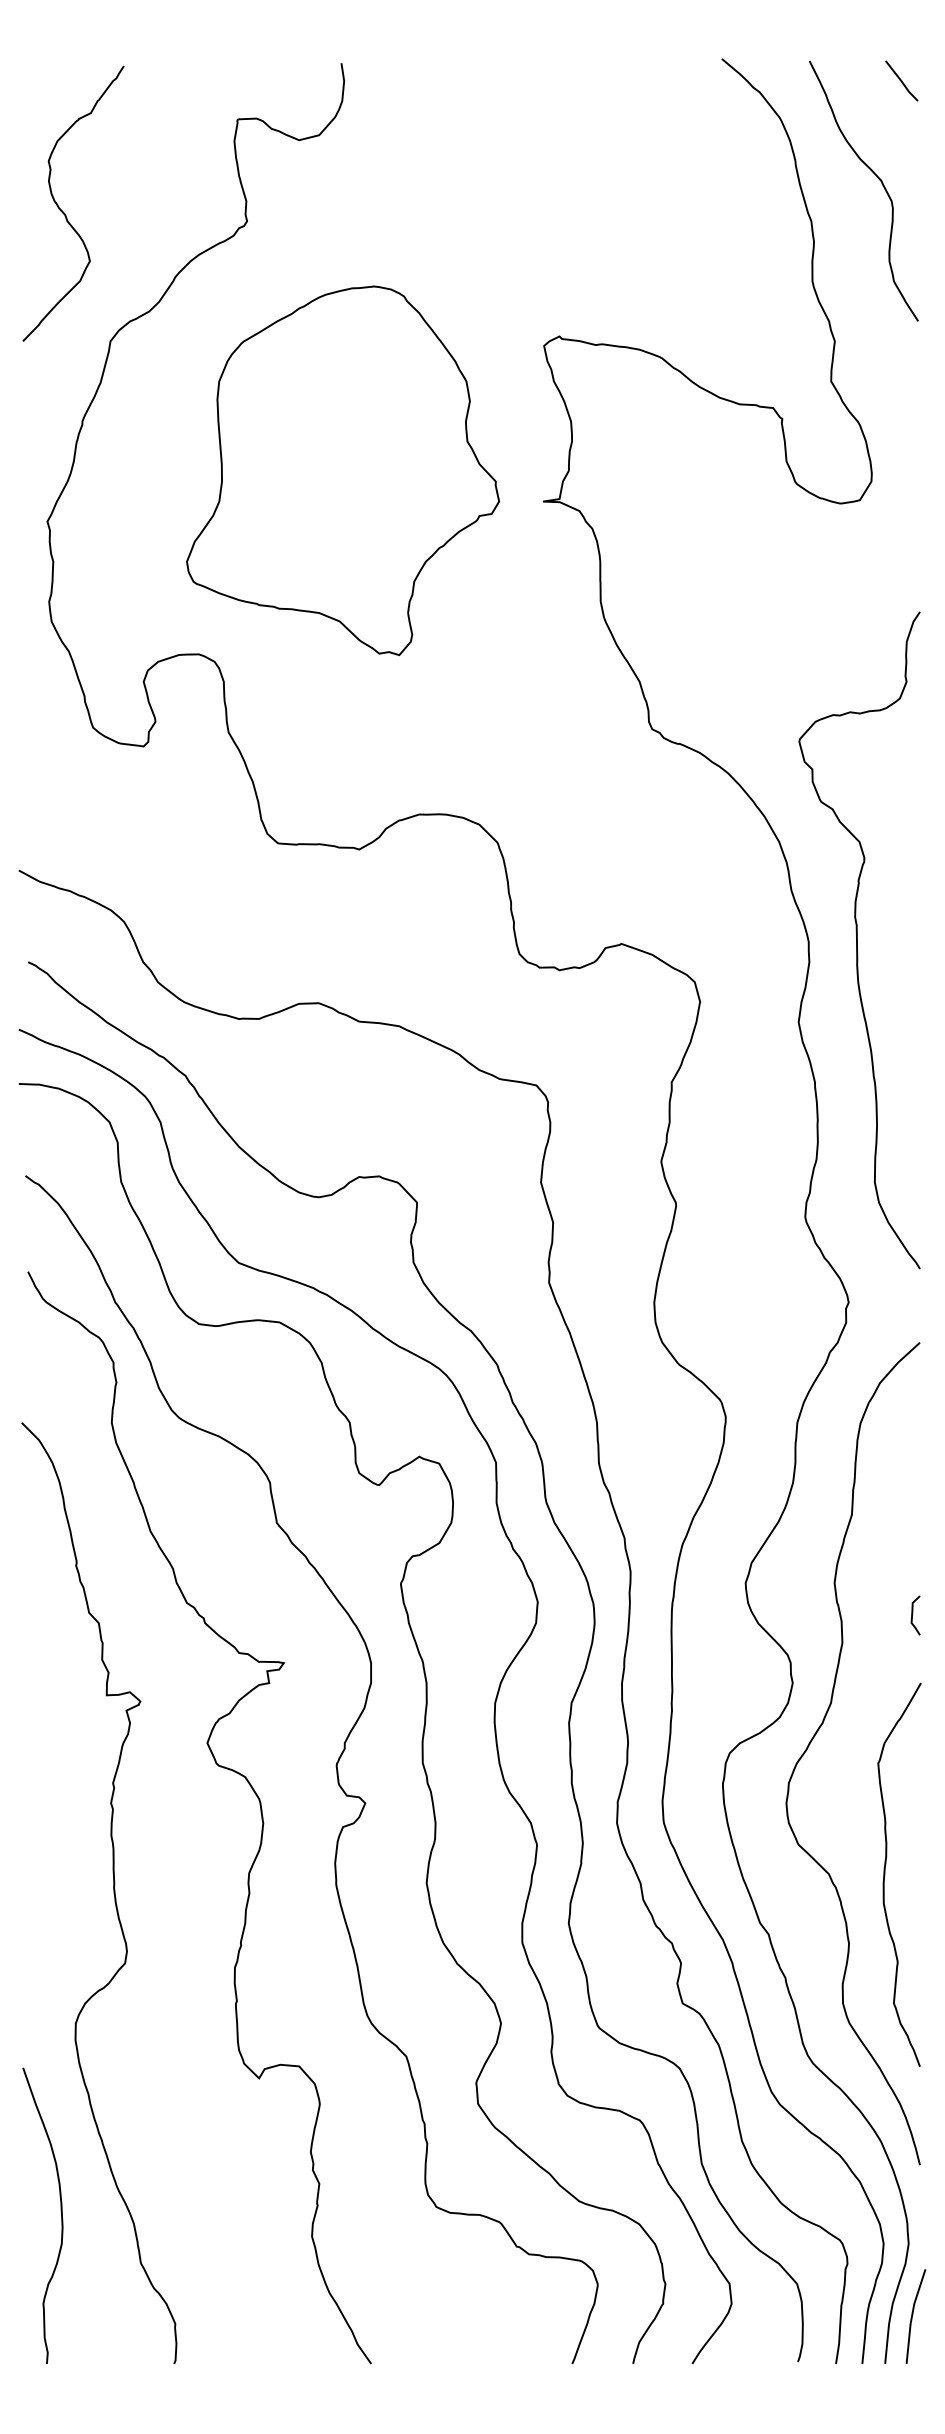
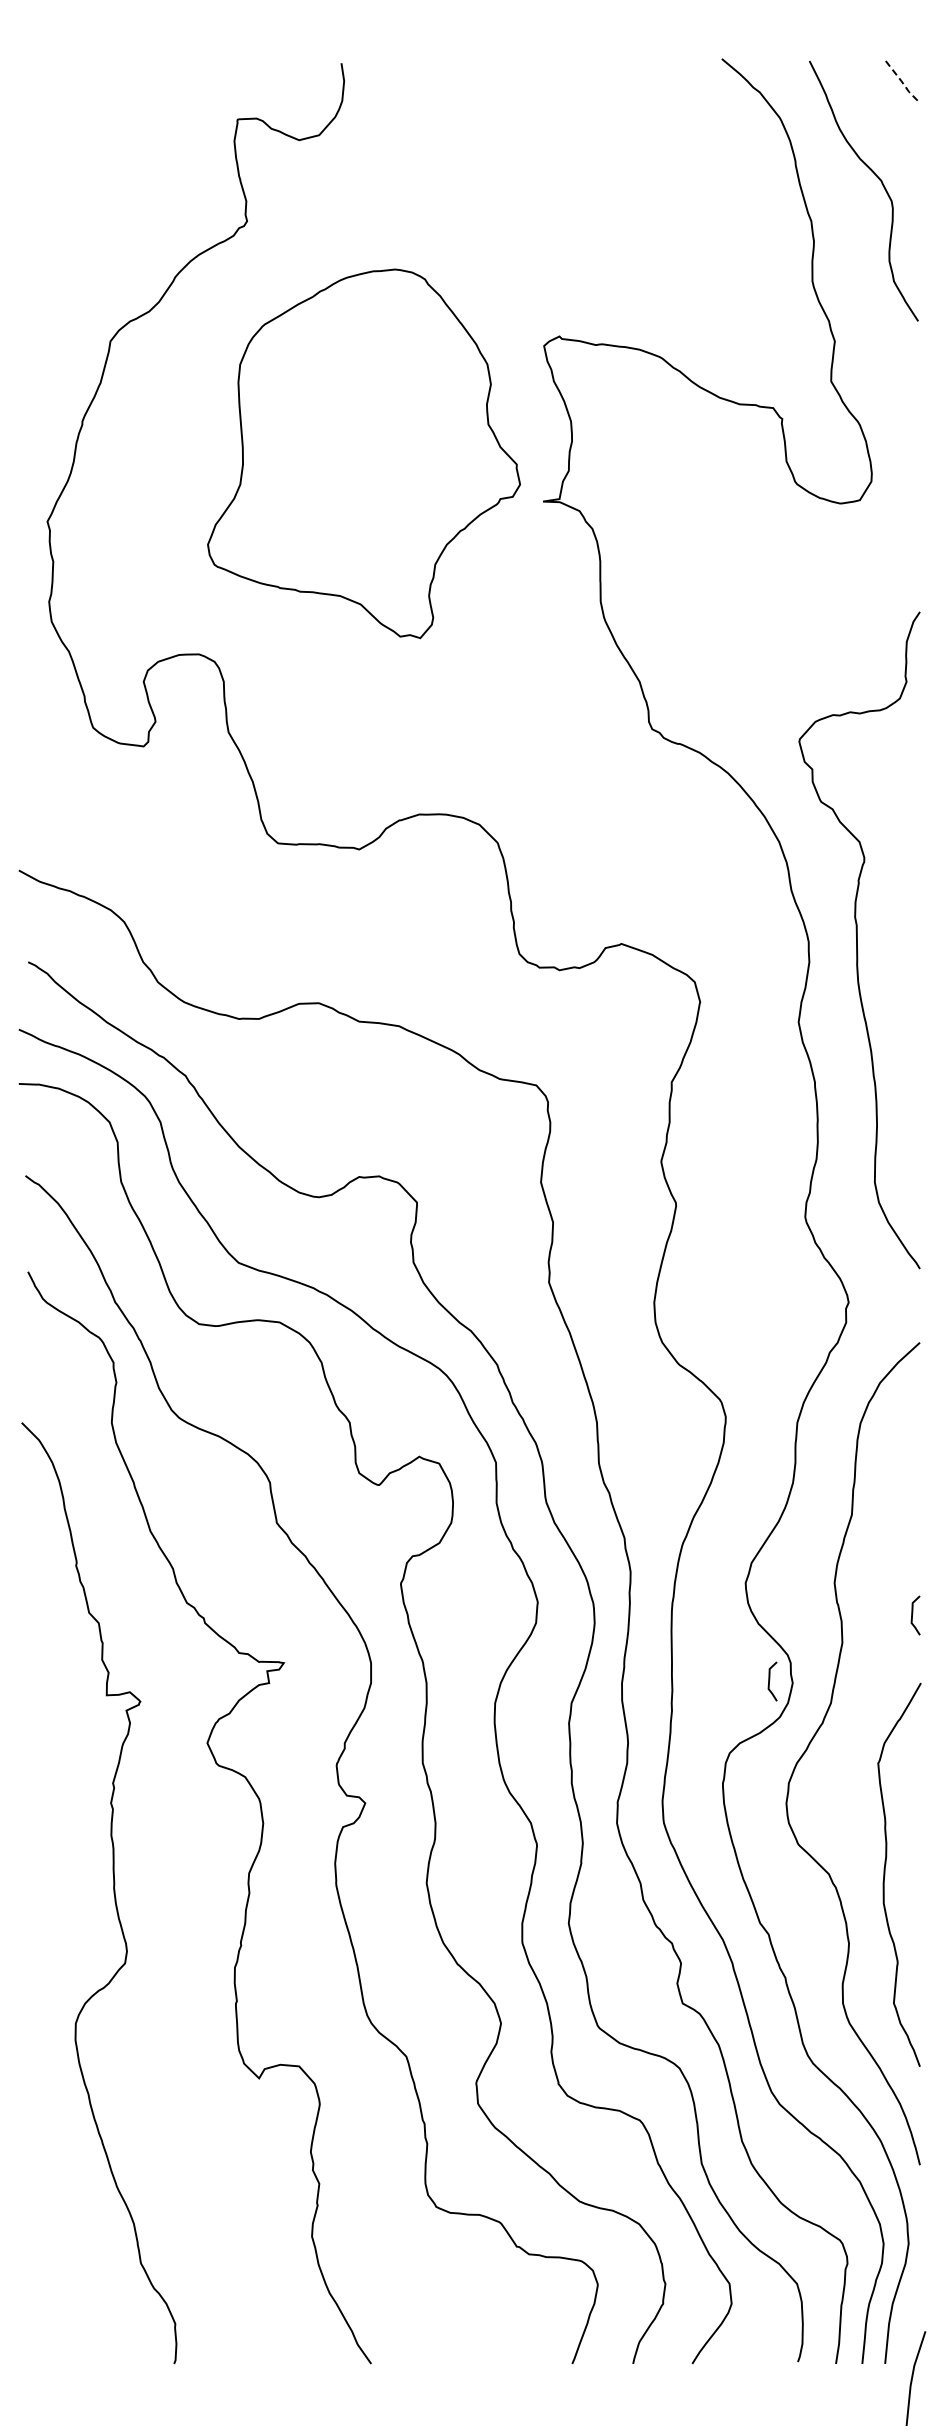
line: solid -> dashed (901, 81)
curve: present -> none (64, 212)
part position: (343, 470) -> (364, 453) (364, 453)
curve: none -> present (770, 1680)
curve: present -> none (60, 2211)
line position: (913, 2315) -> (913, 2377) (913, 2377)
